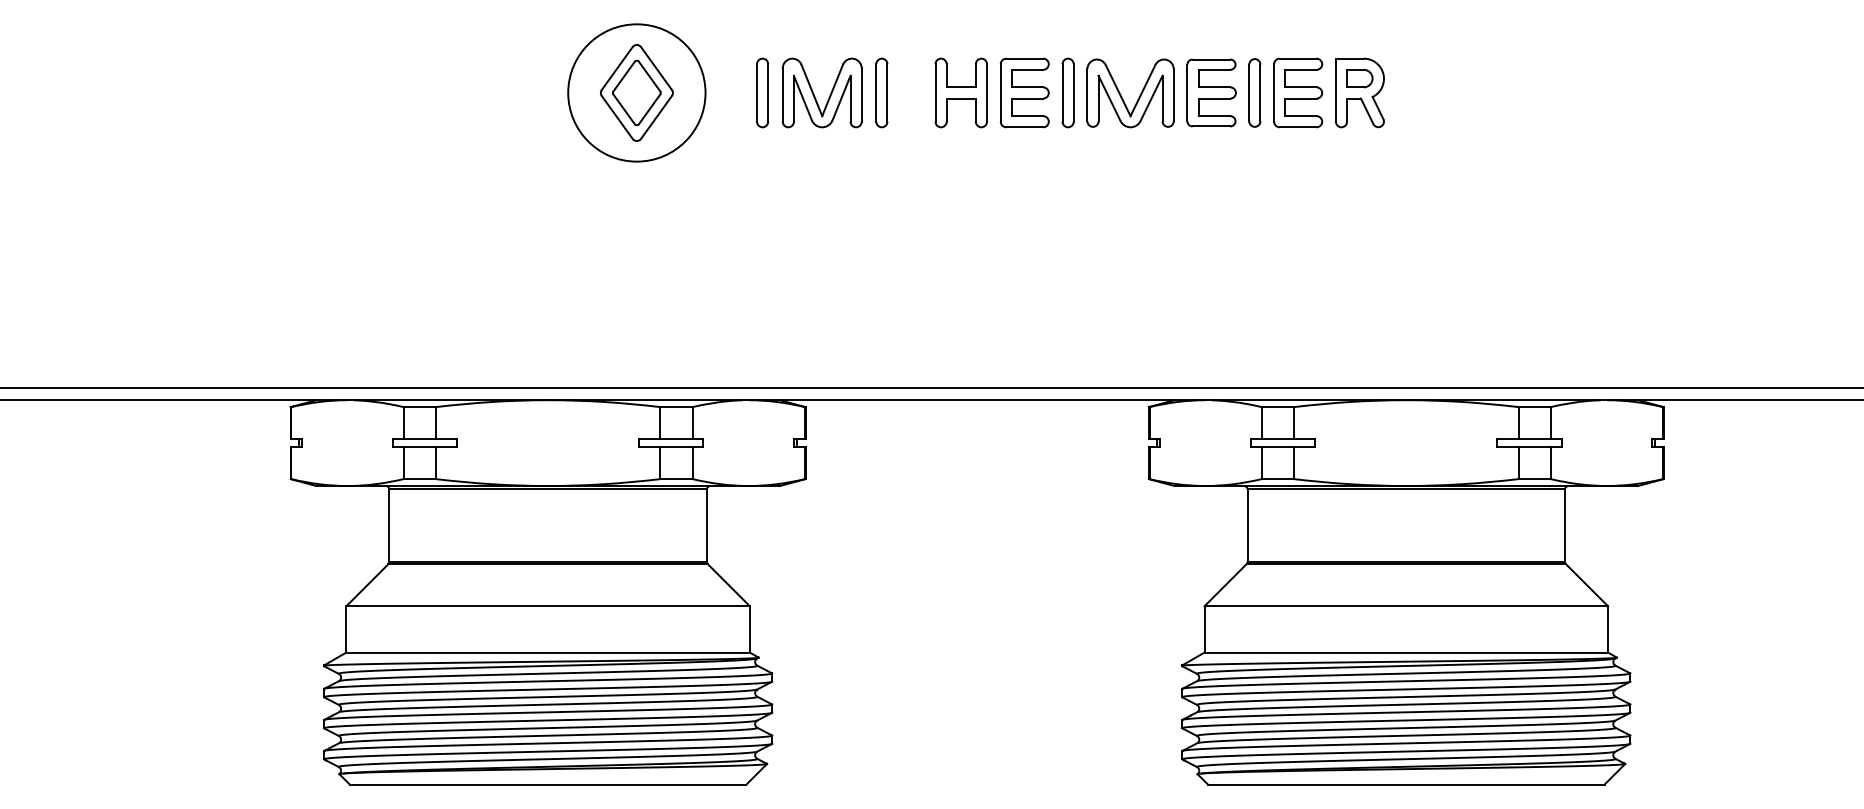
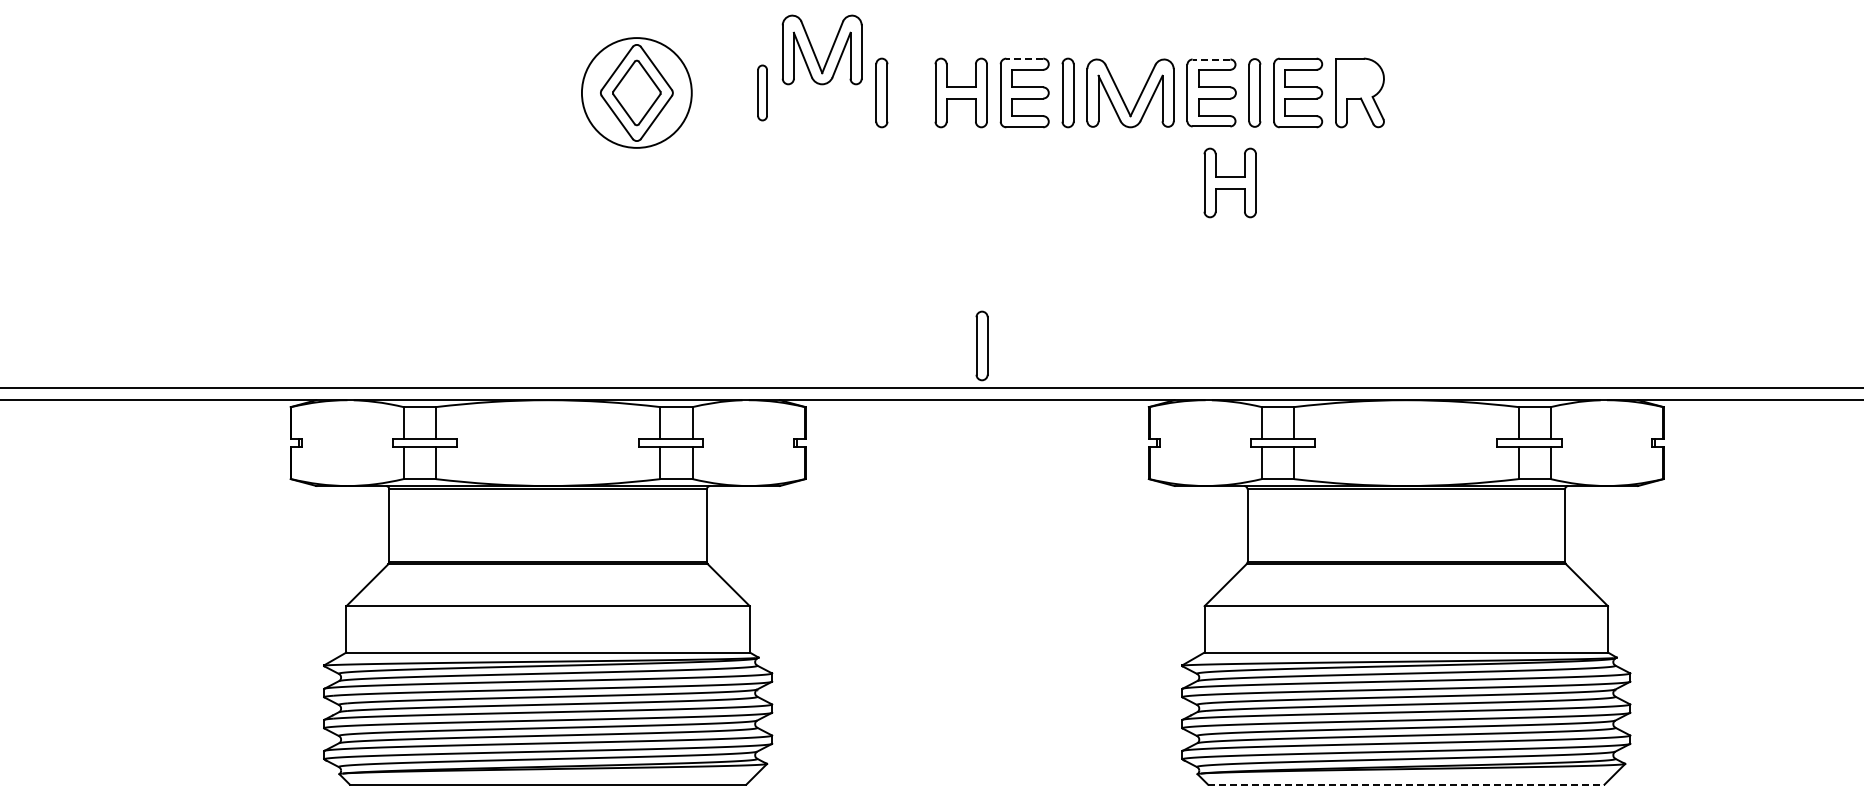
line: solid -> dashed (1024, 58)
line: solid -> dashed (1211, 59)
part: present -> none (1359, 78)
circle diameter: 137 px -> 110 px (636, 92)
part size: 13x72 px -> 11x58 px (762, 92)
part position: (814, 93) -> (814, 50) (814, 50)
part: none -> present (1229, 182)
part: none -> present (981, 345)
line: solid -> dashed (1406, 784)
